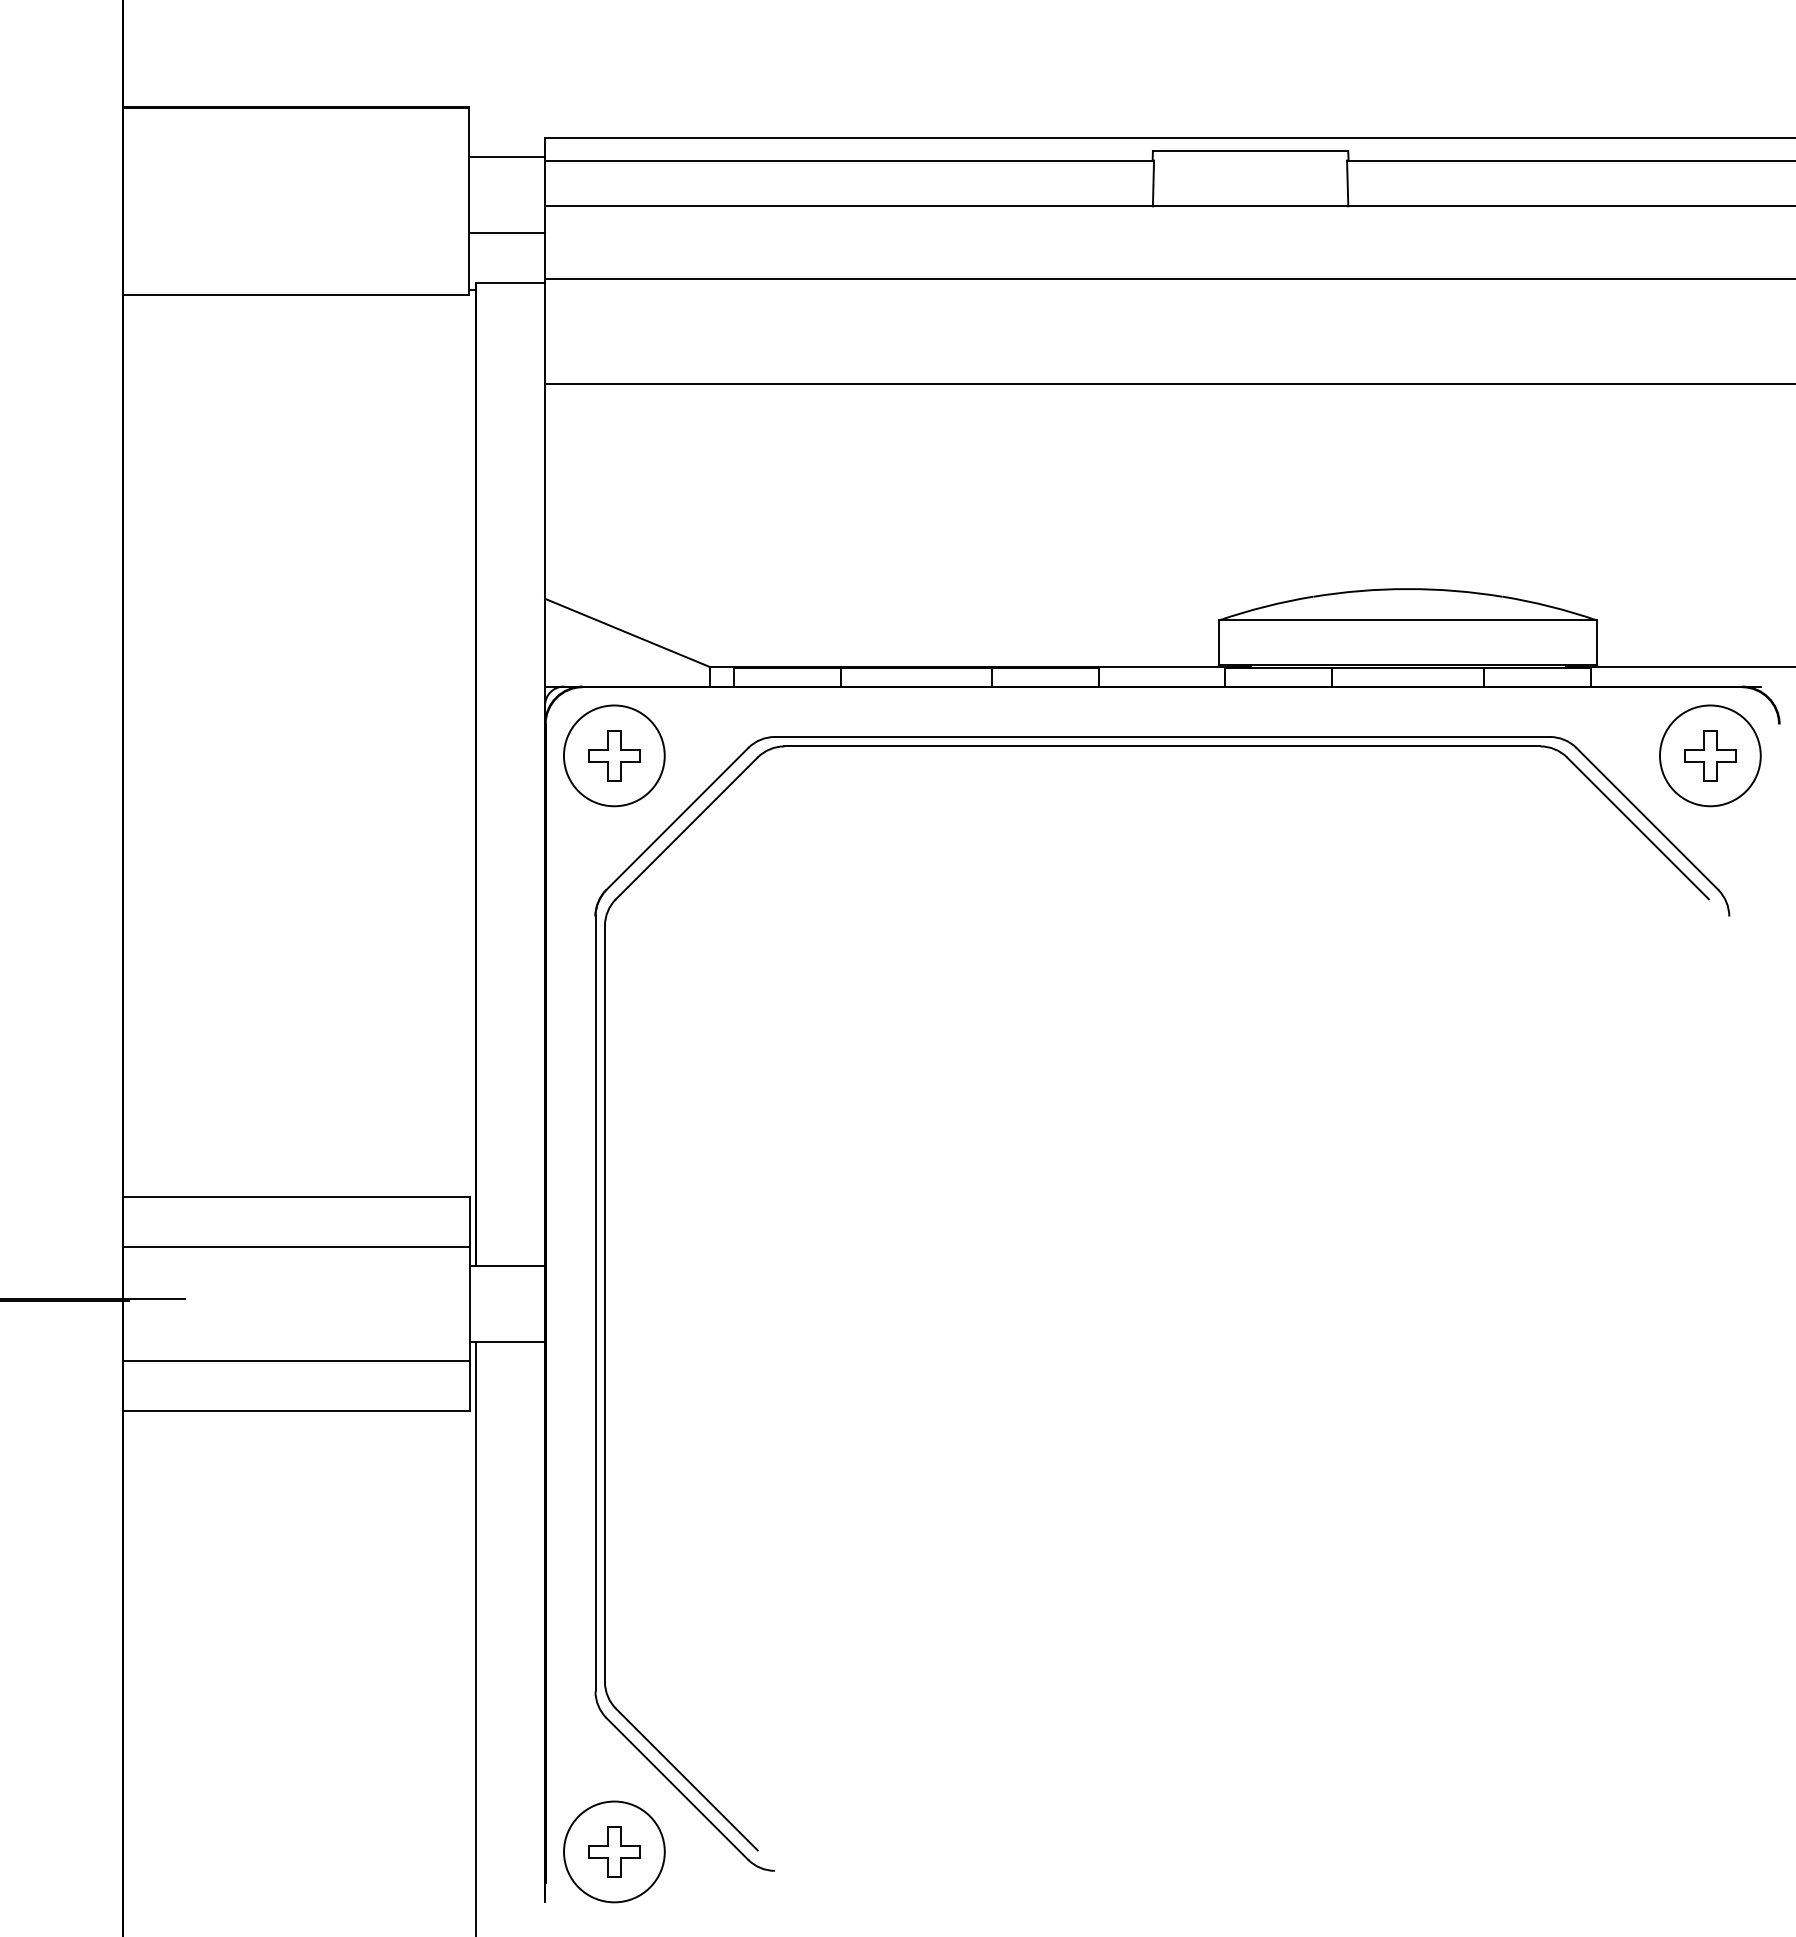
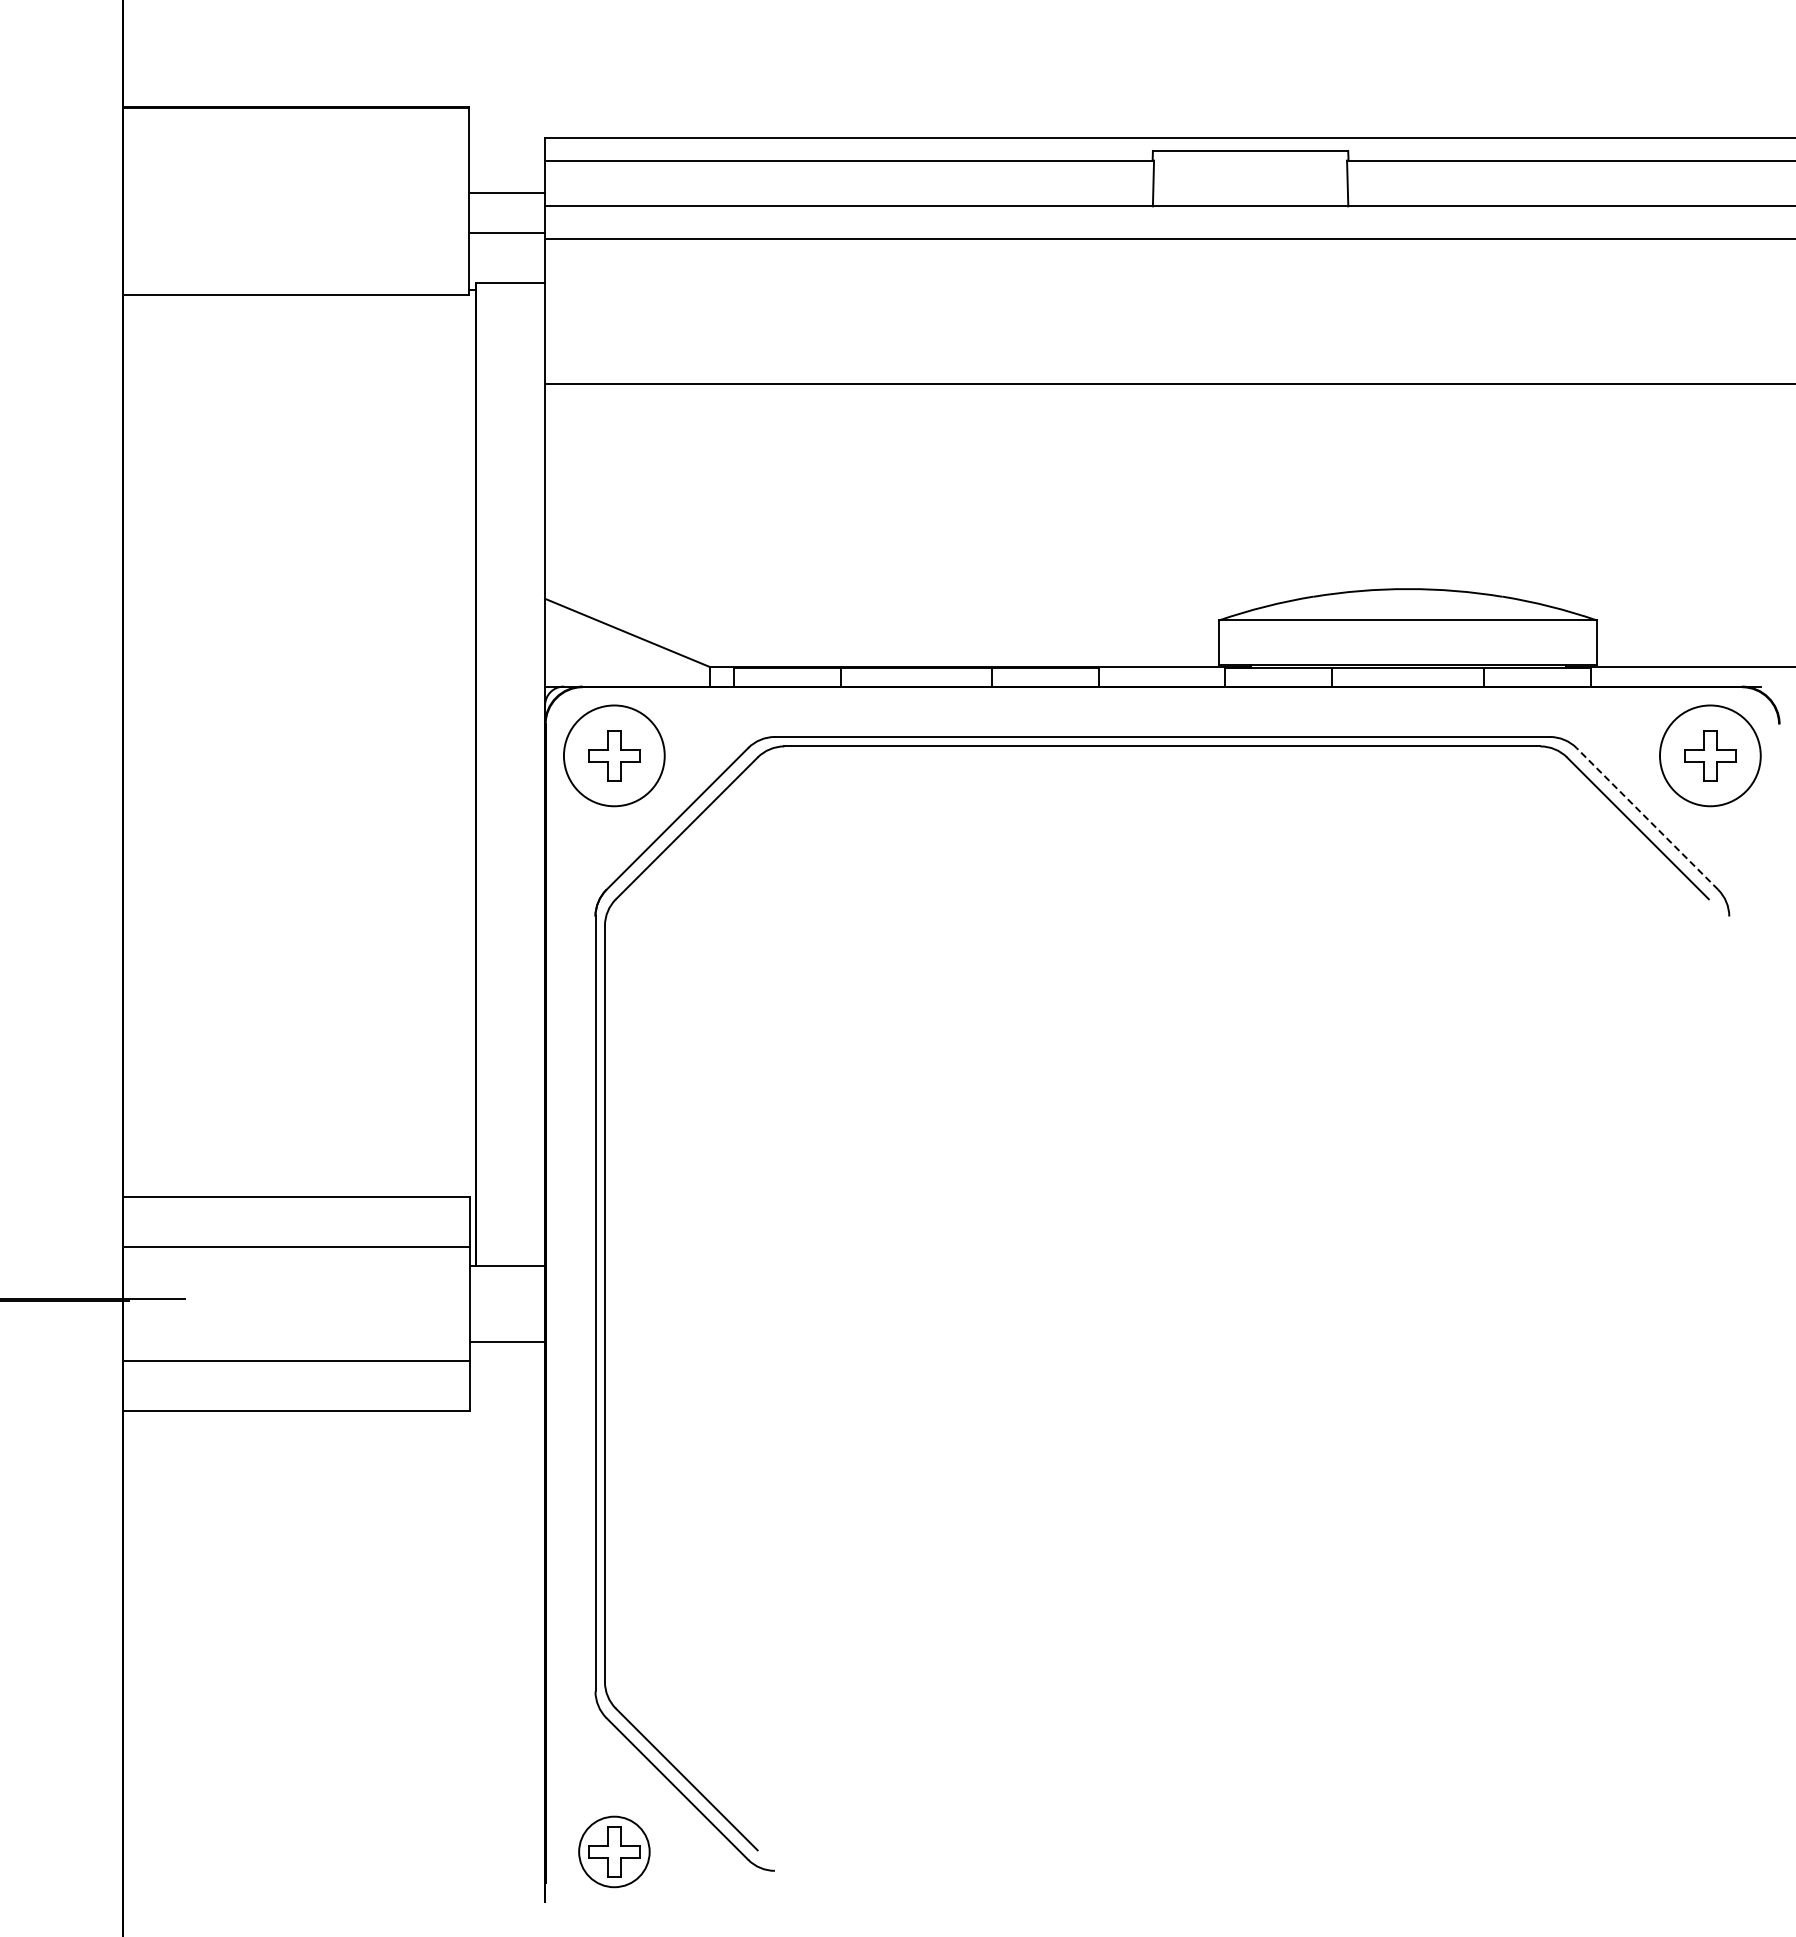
line position: (507, 157) -> (507, 193) (507, 193)
line position: (1168, 278) -> (1168, 238) (1168, 238)
line: solid -> dashed (1647, 818)
line: present -> none (475, 1637)
circle diameter: 101 px -> 71 px (614, 1851)
